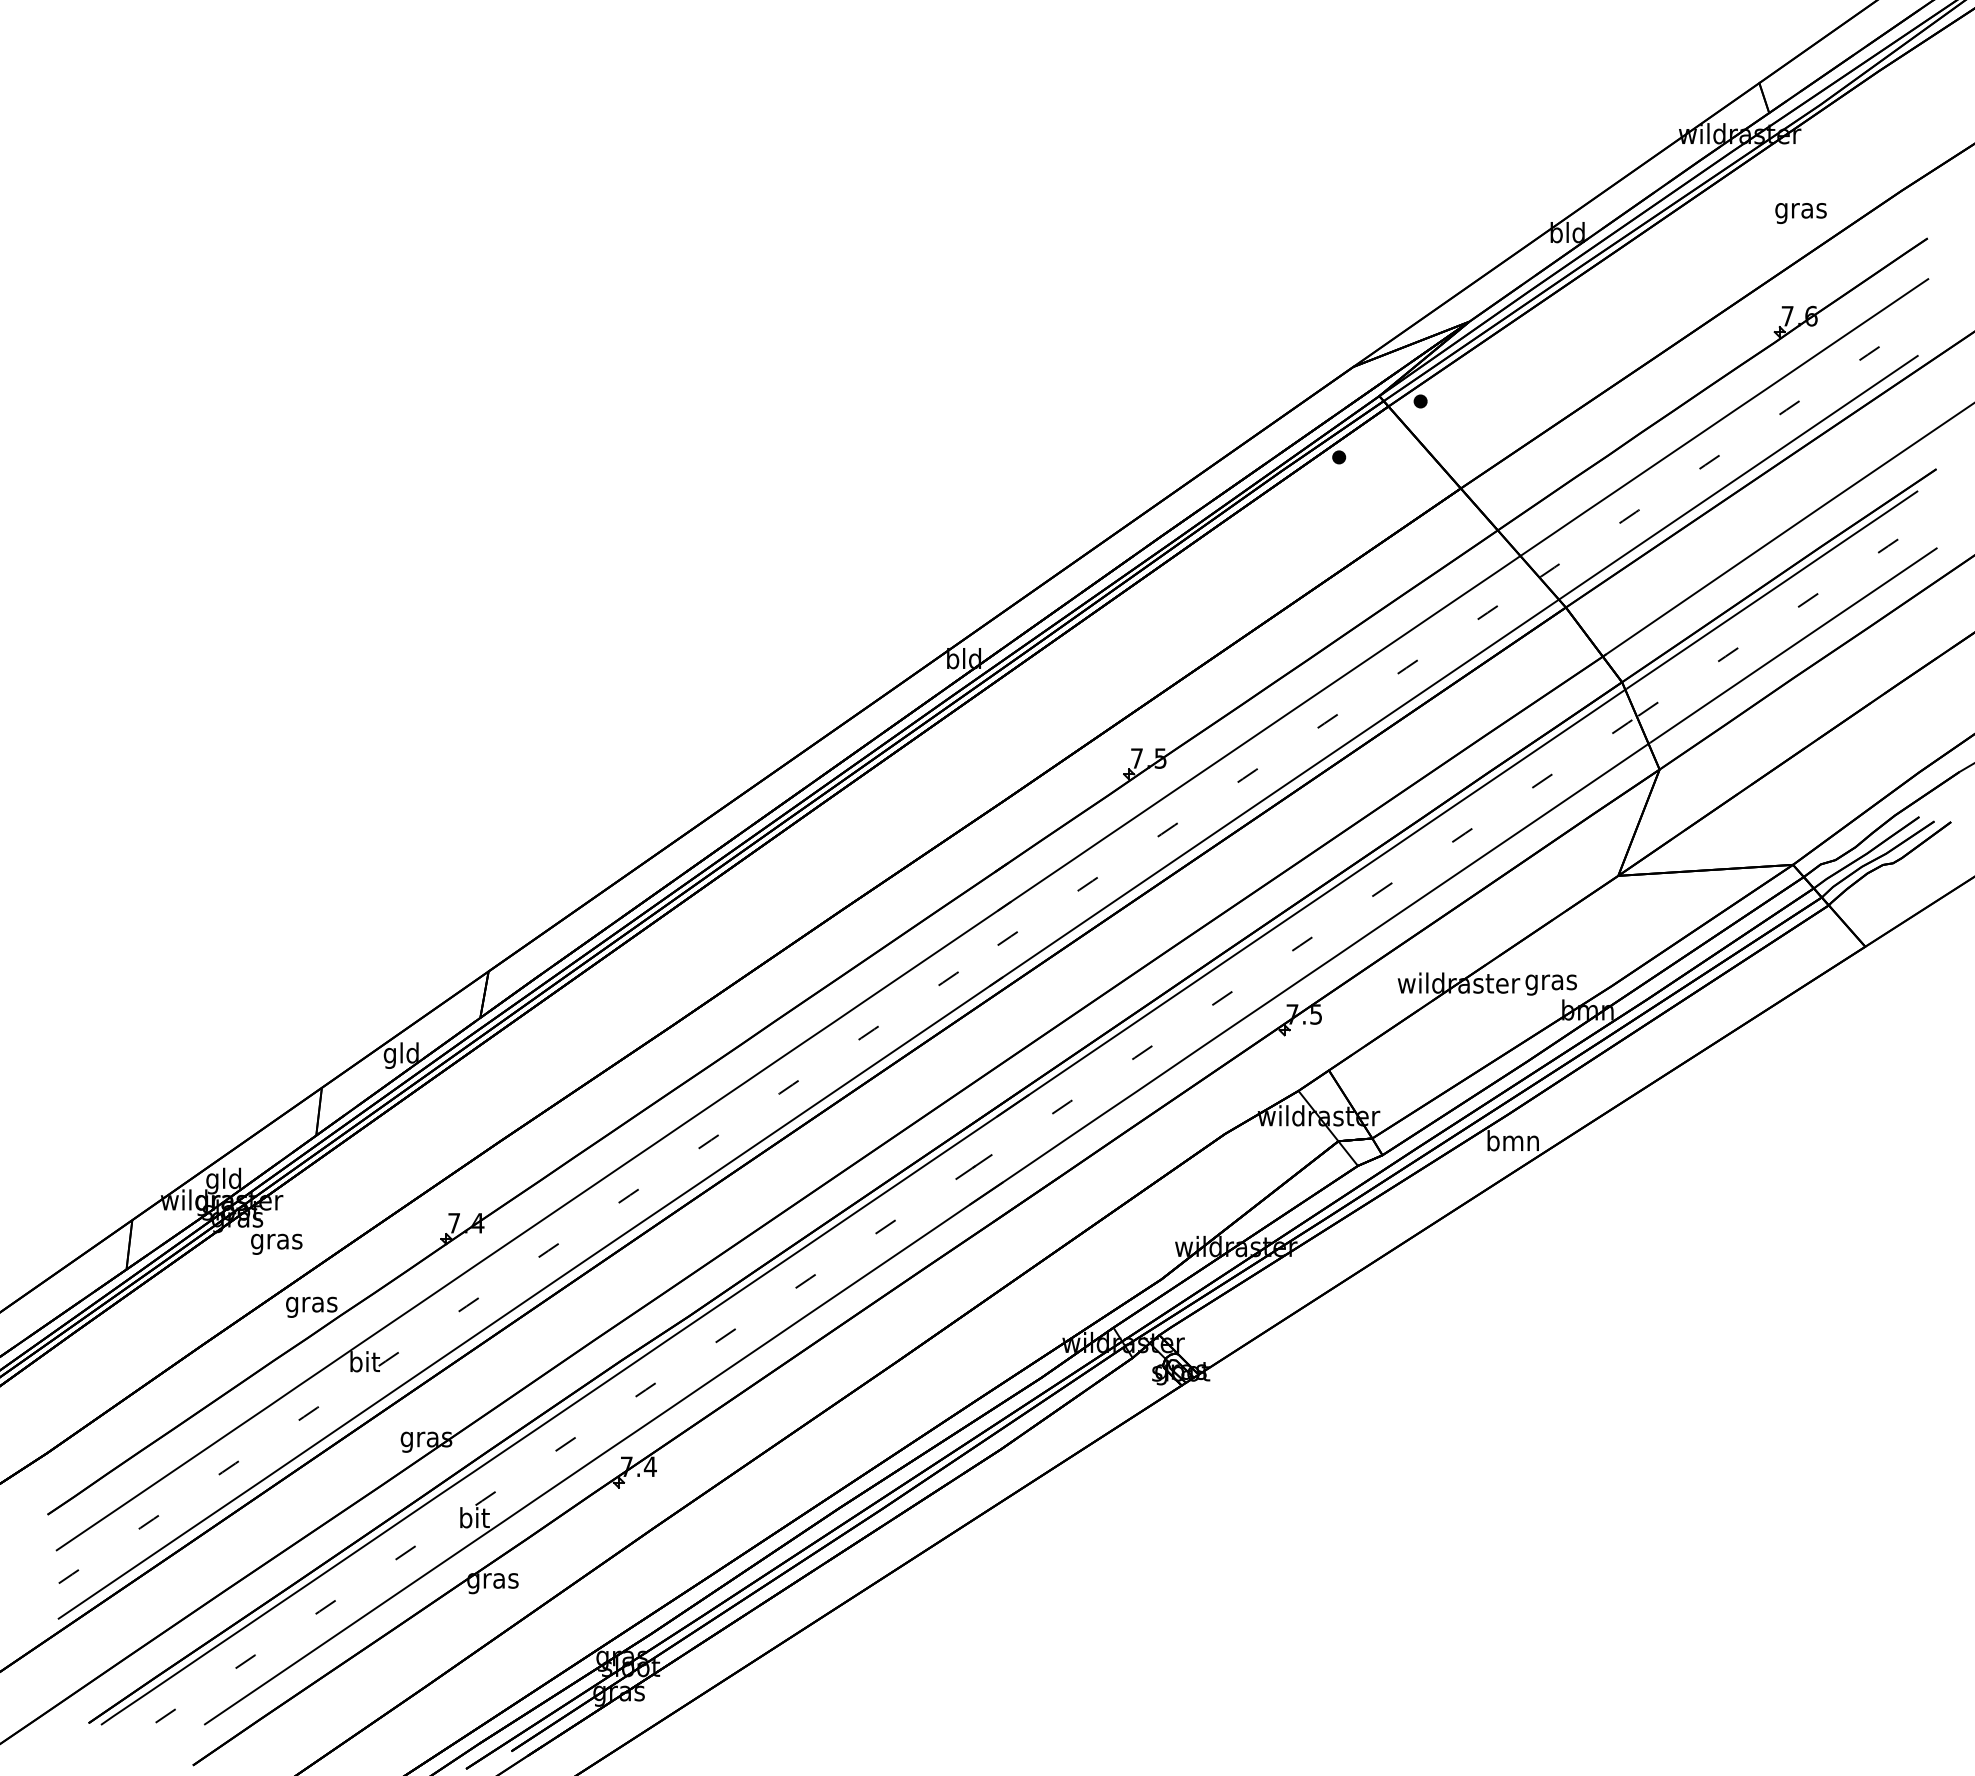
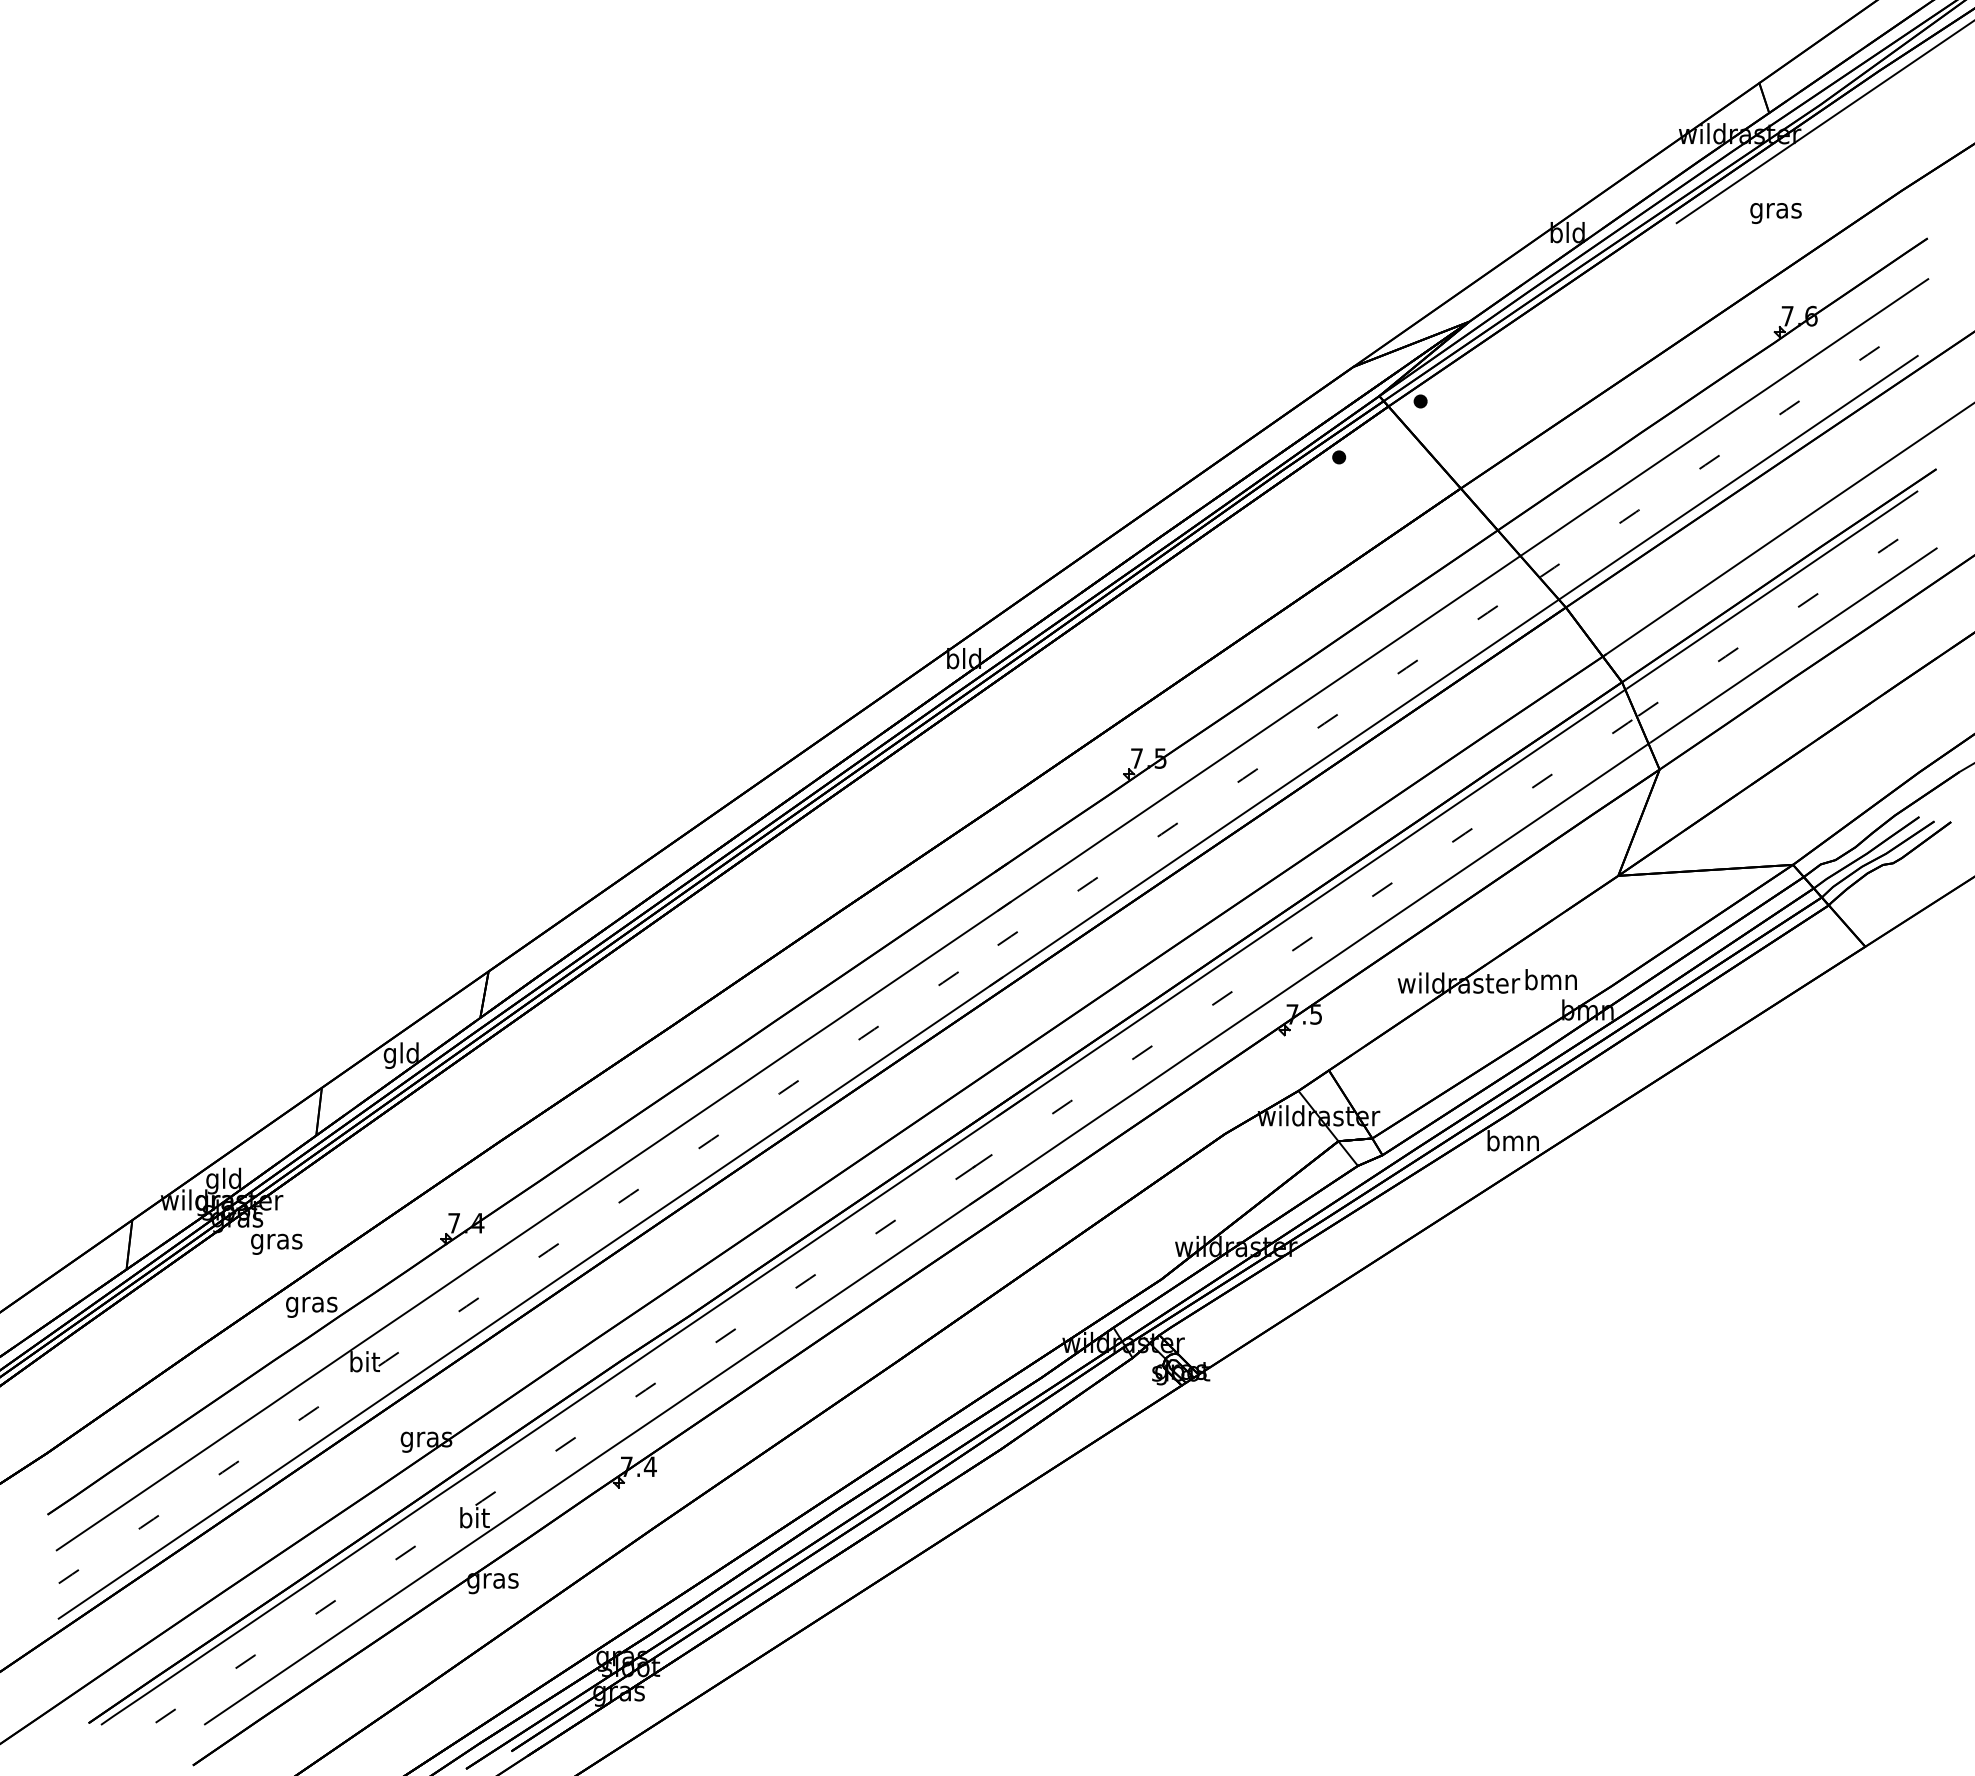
line: none -> present (1823, 122)
text position: (1800, 213) -> (1775, 213) (1775, 213)
text: gras -> bmn (1550, 982)
